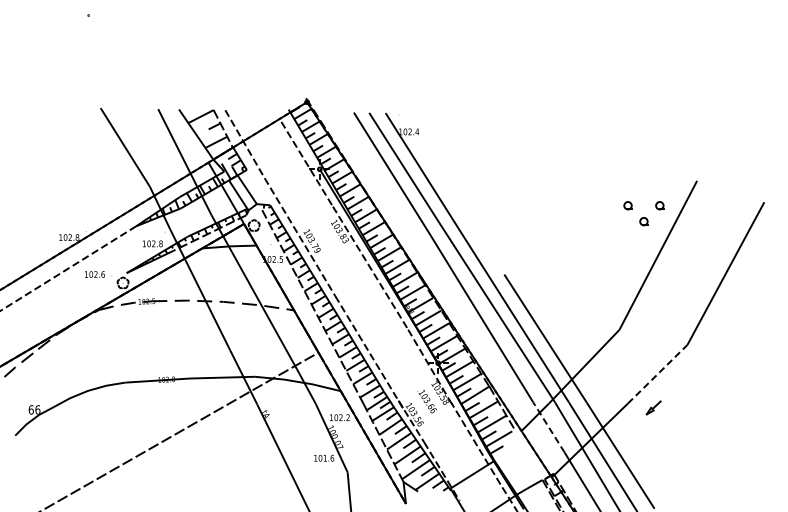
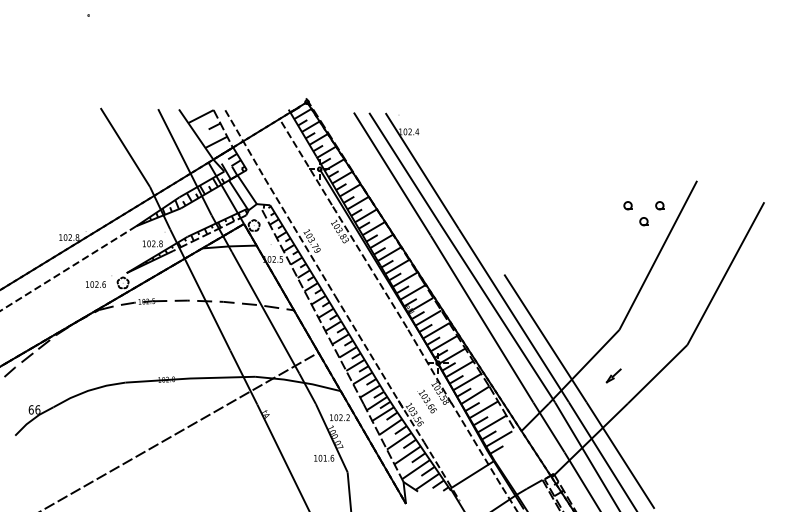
text position: (94, 274) -> (95, 284) (95, 284)
line: dashed -> solid (657, 374)
part position: (653, 407) -> (613, 375) (613, 375)
line: dashed -> solid (548, 427)
